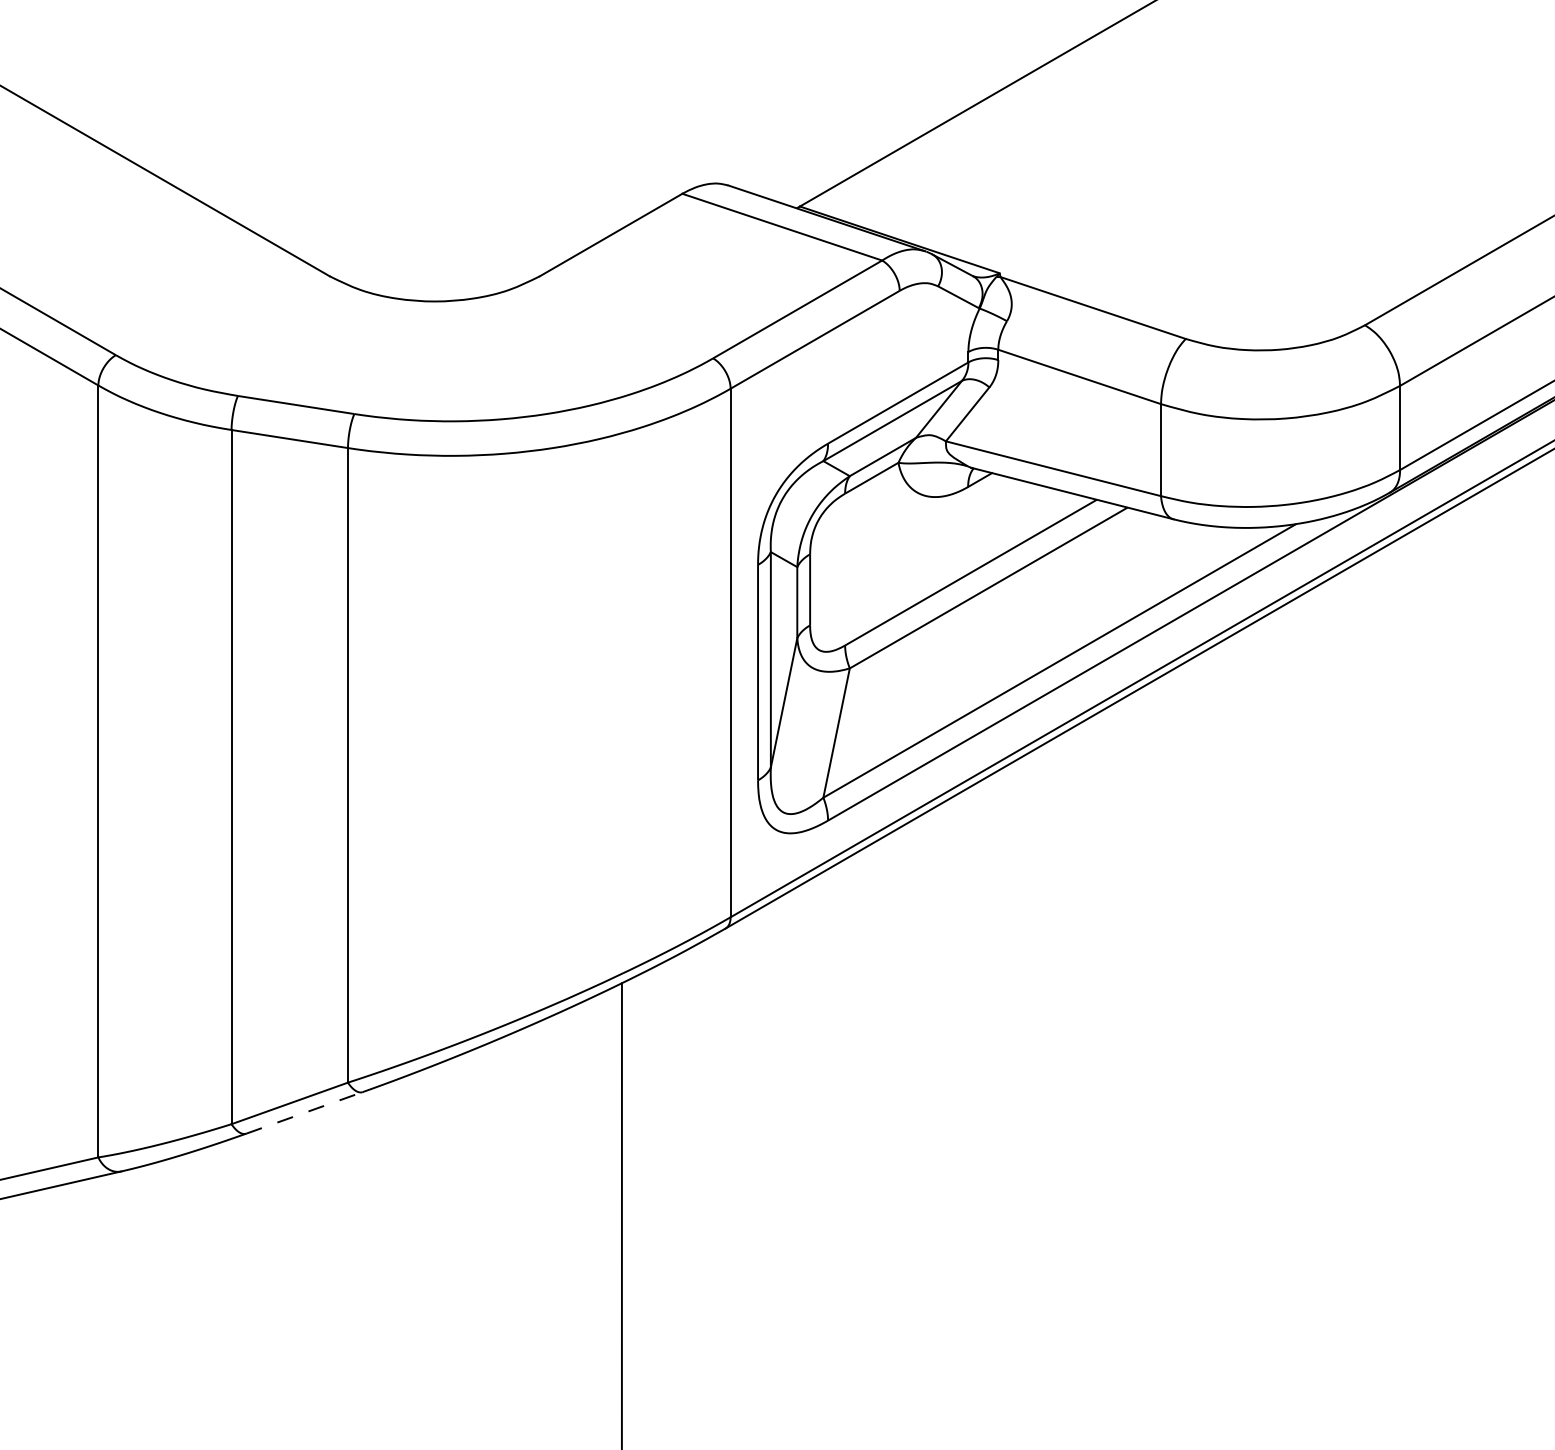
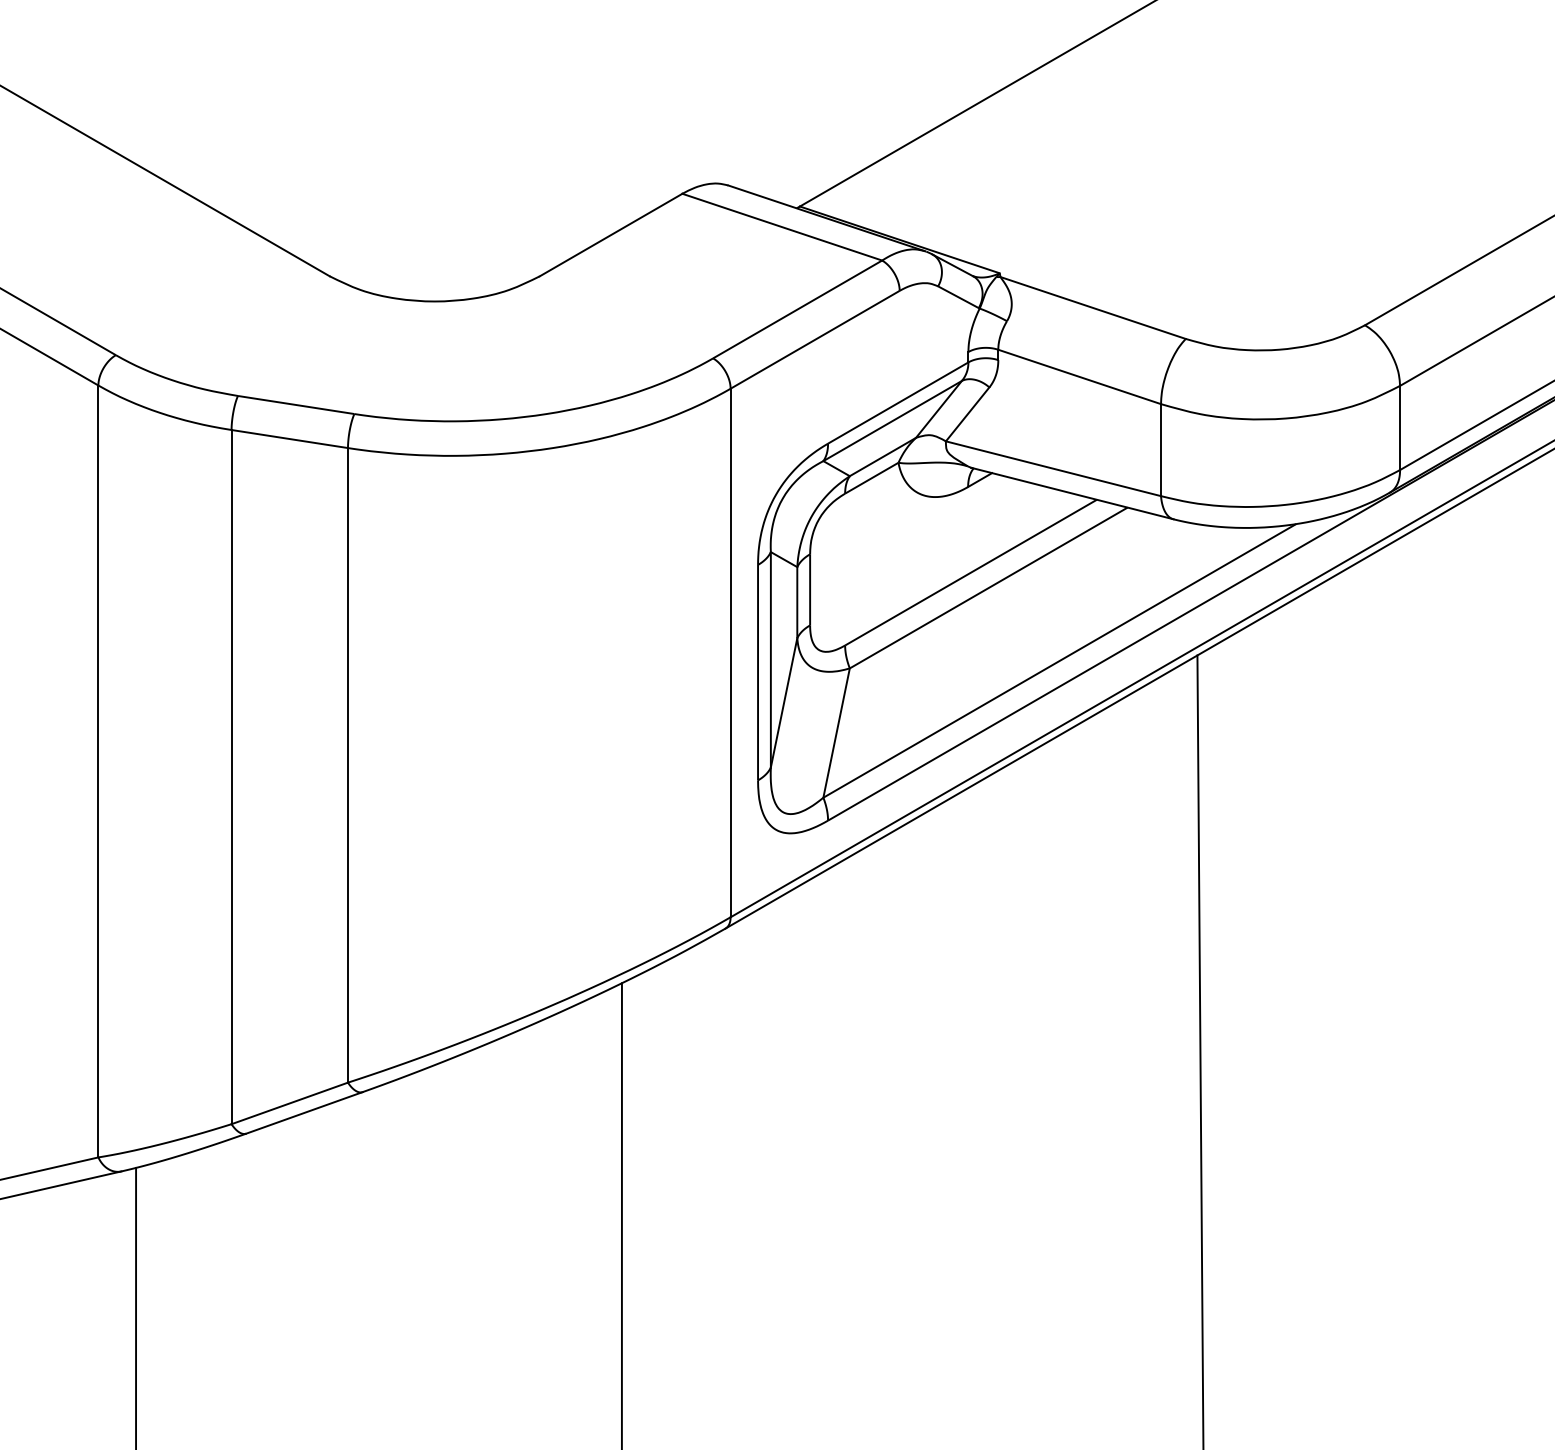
line: none -> present (1200, 1050)
line: dashed -> solid (304, 1112)
line: none -> present (136, 1306)
